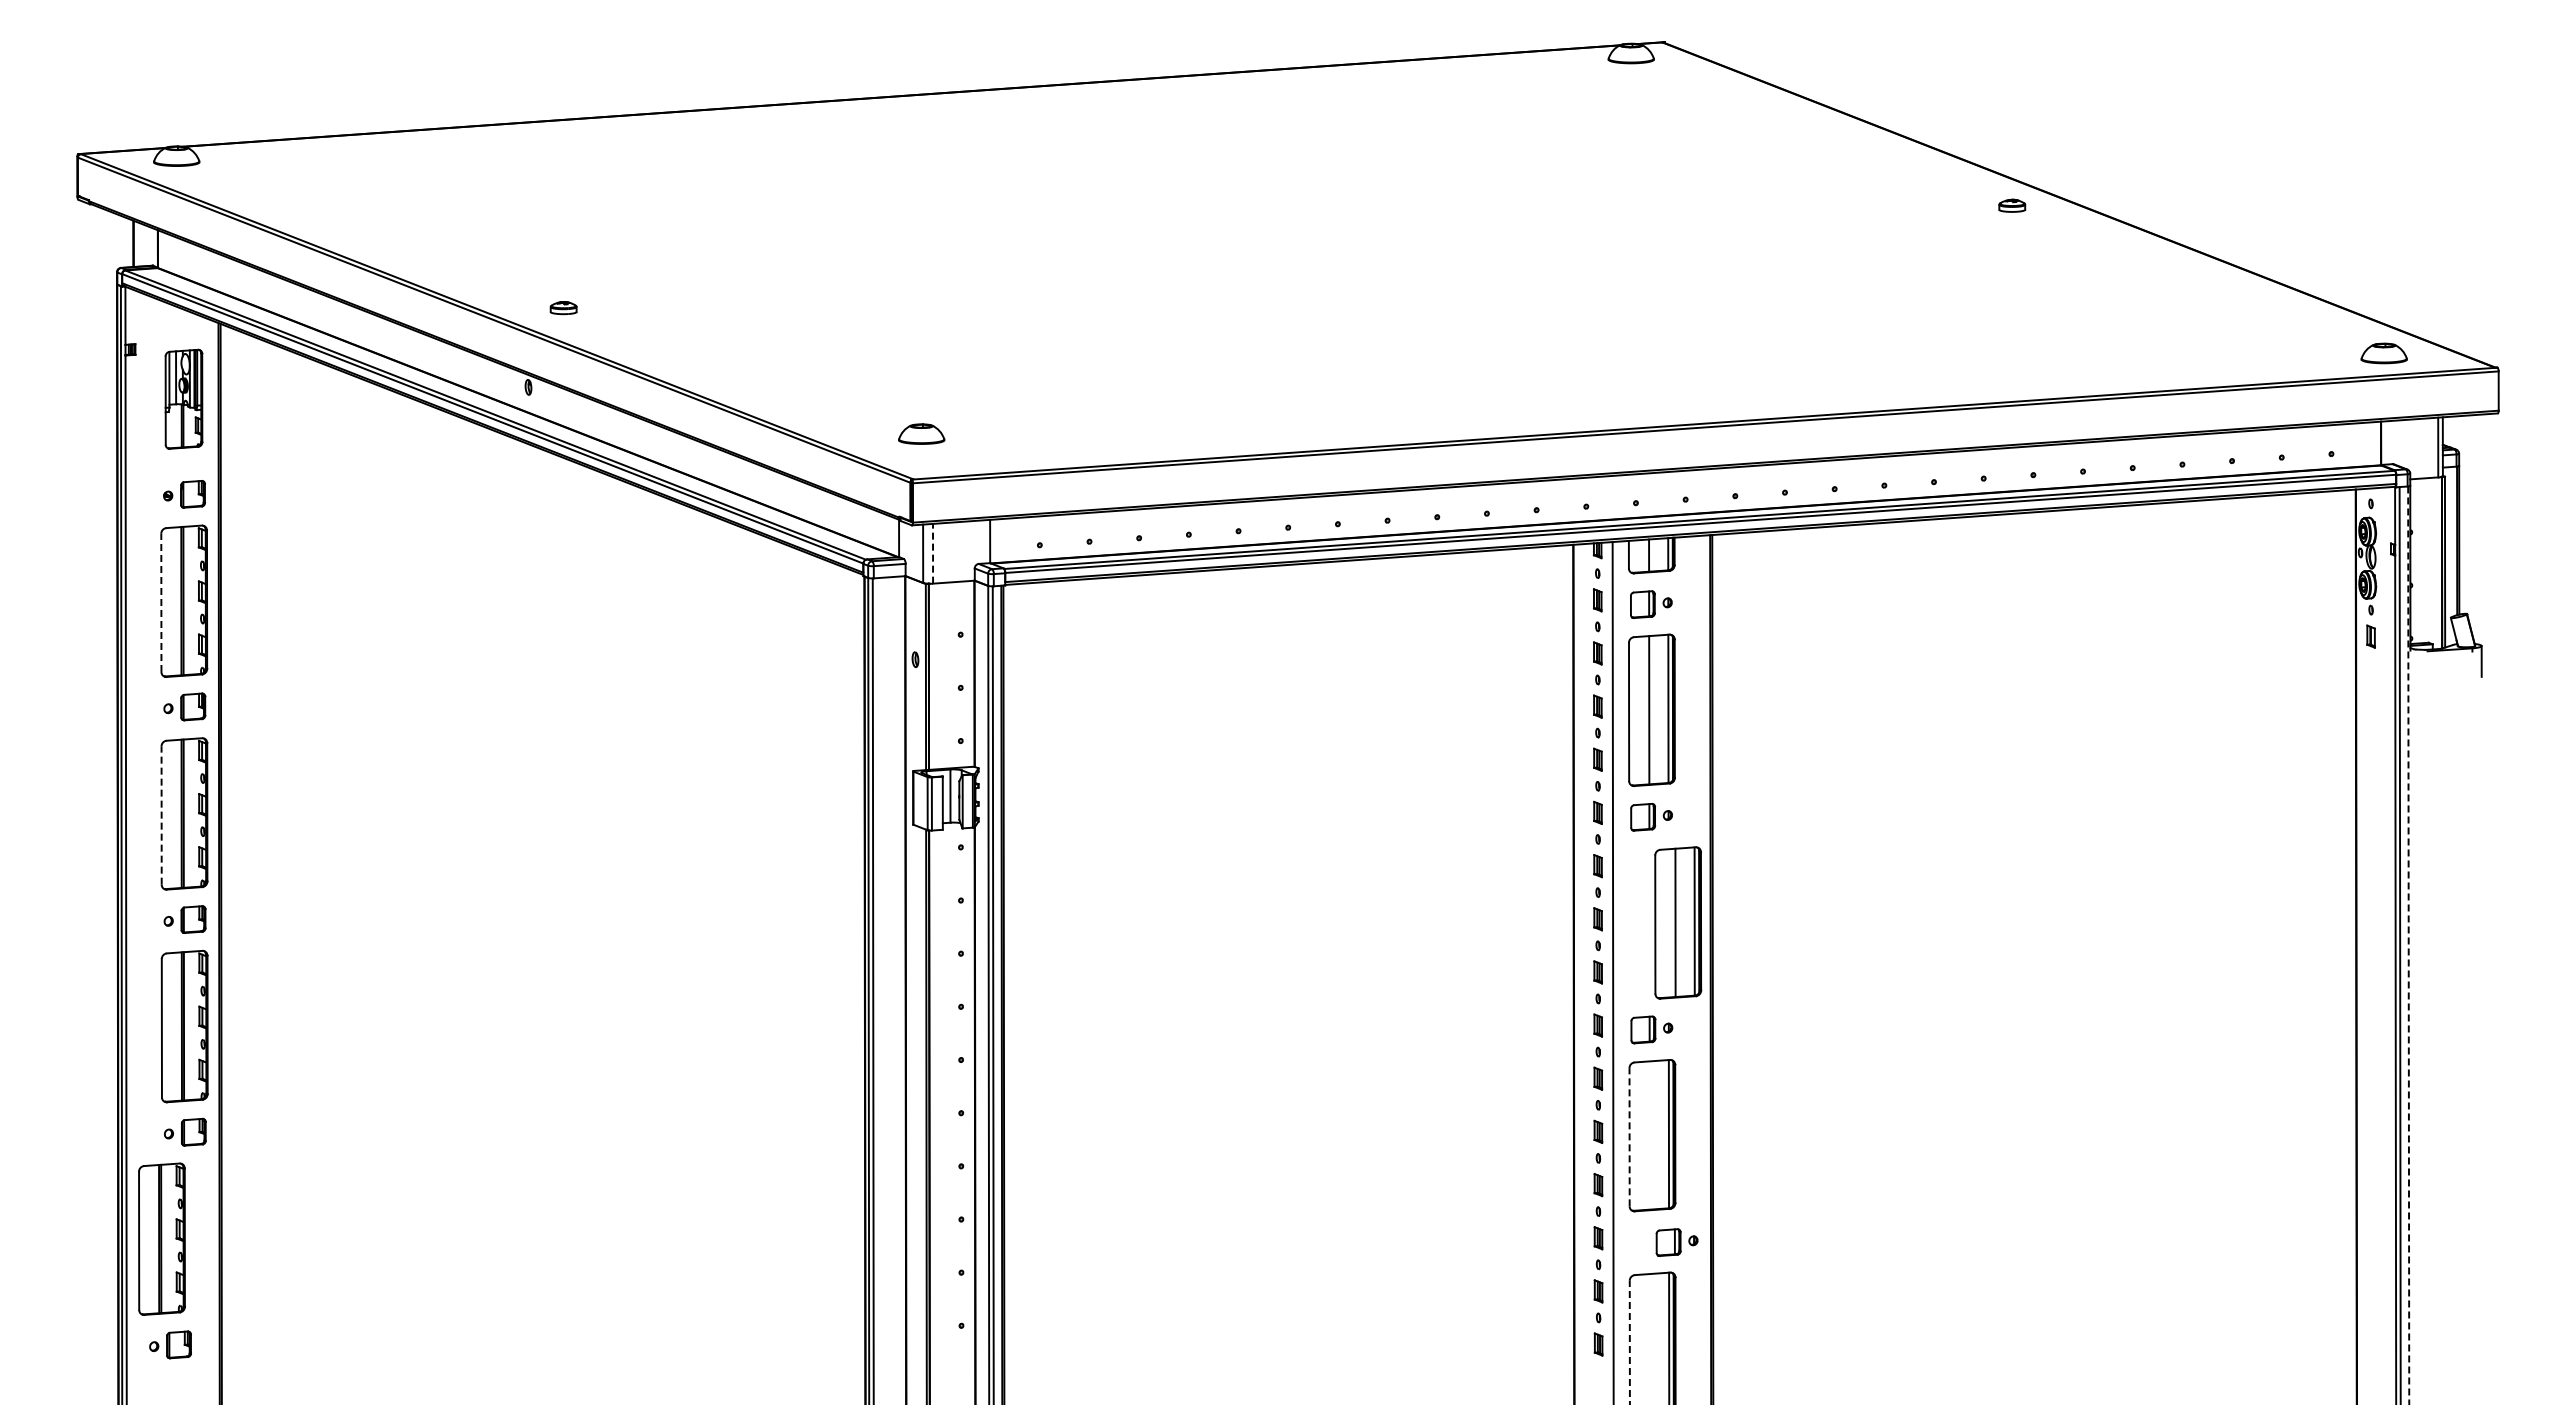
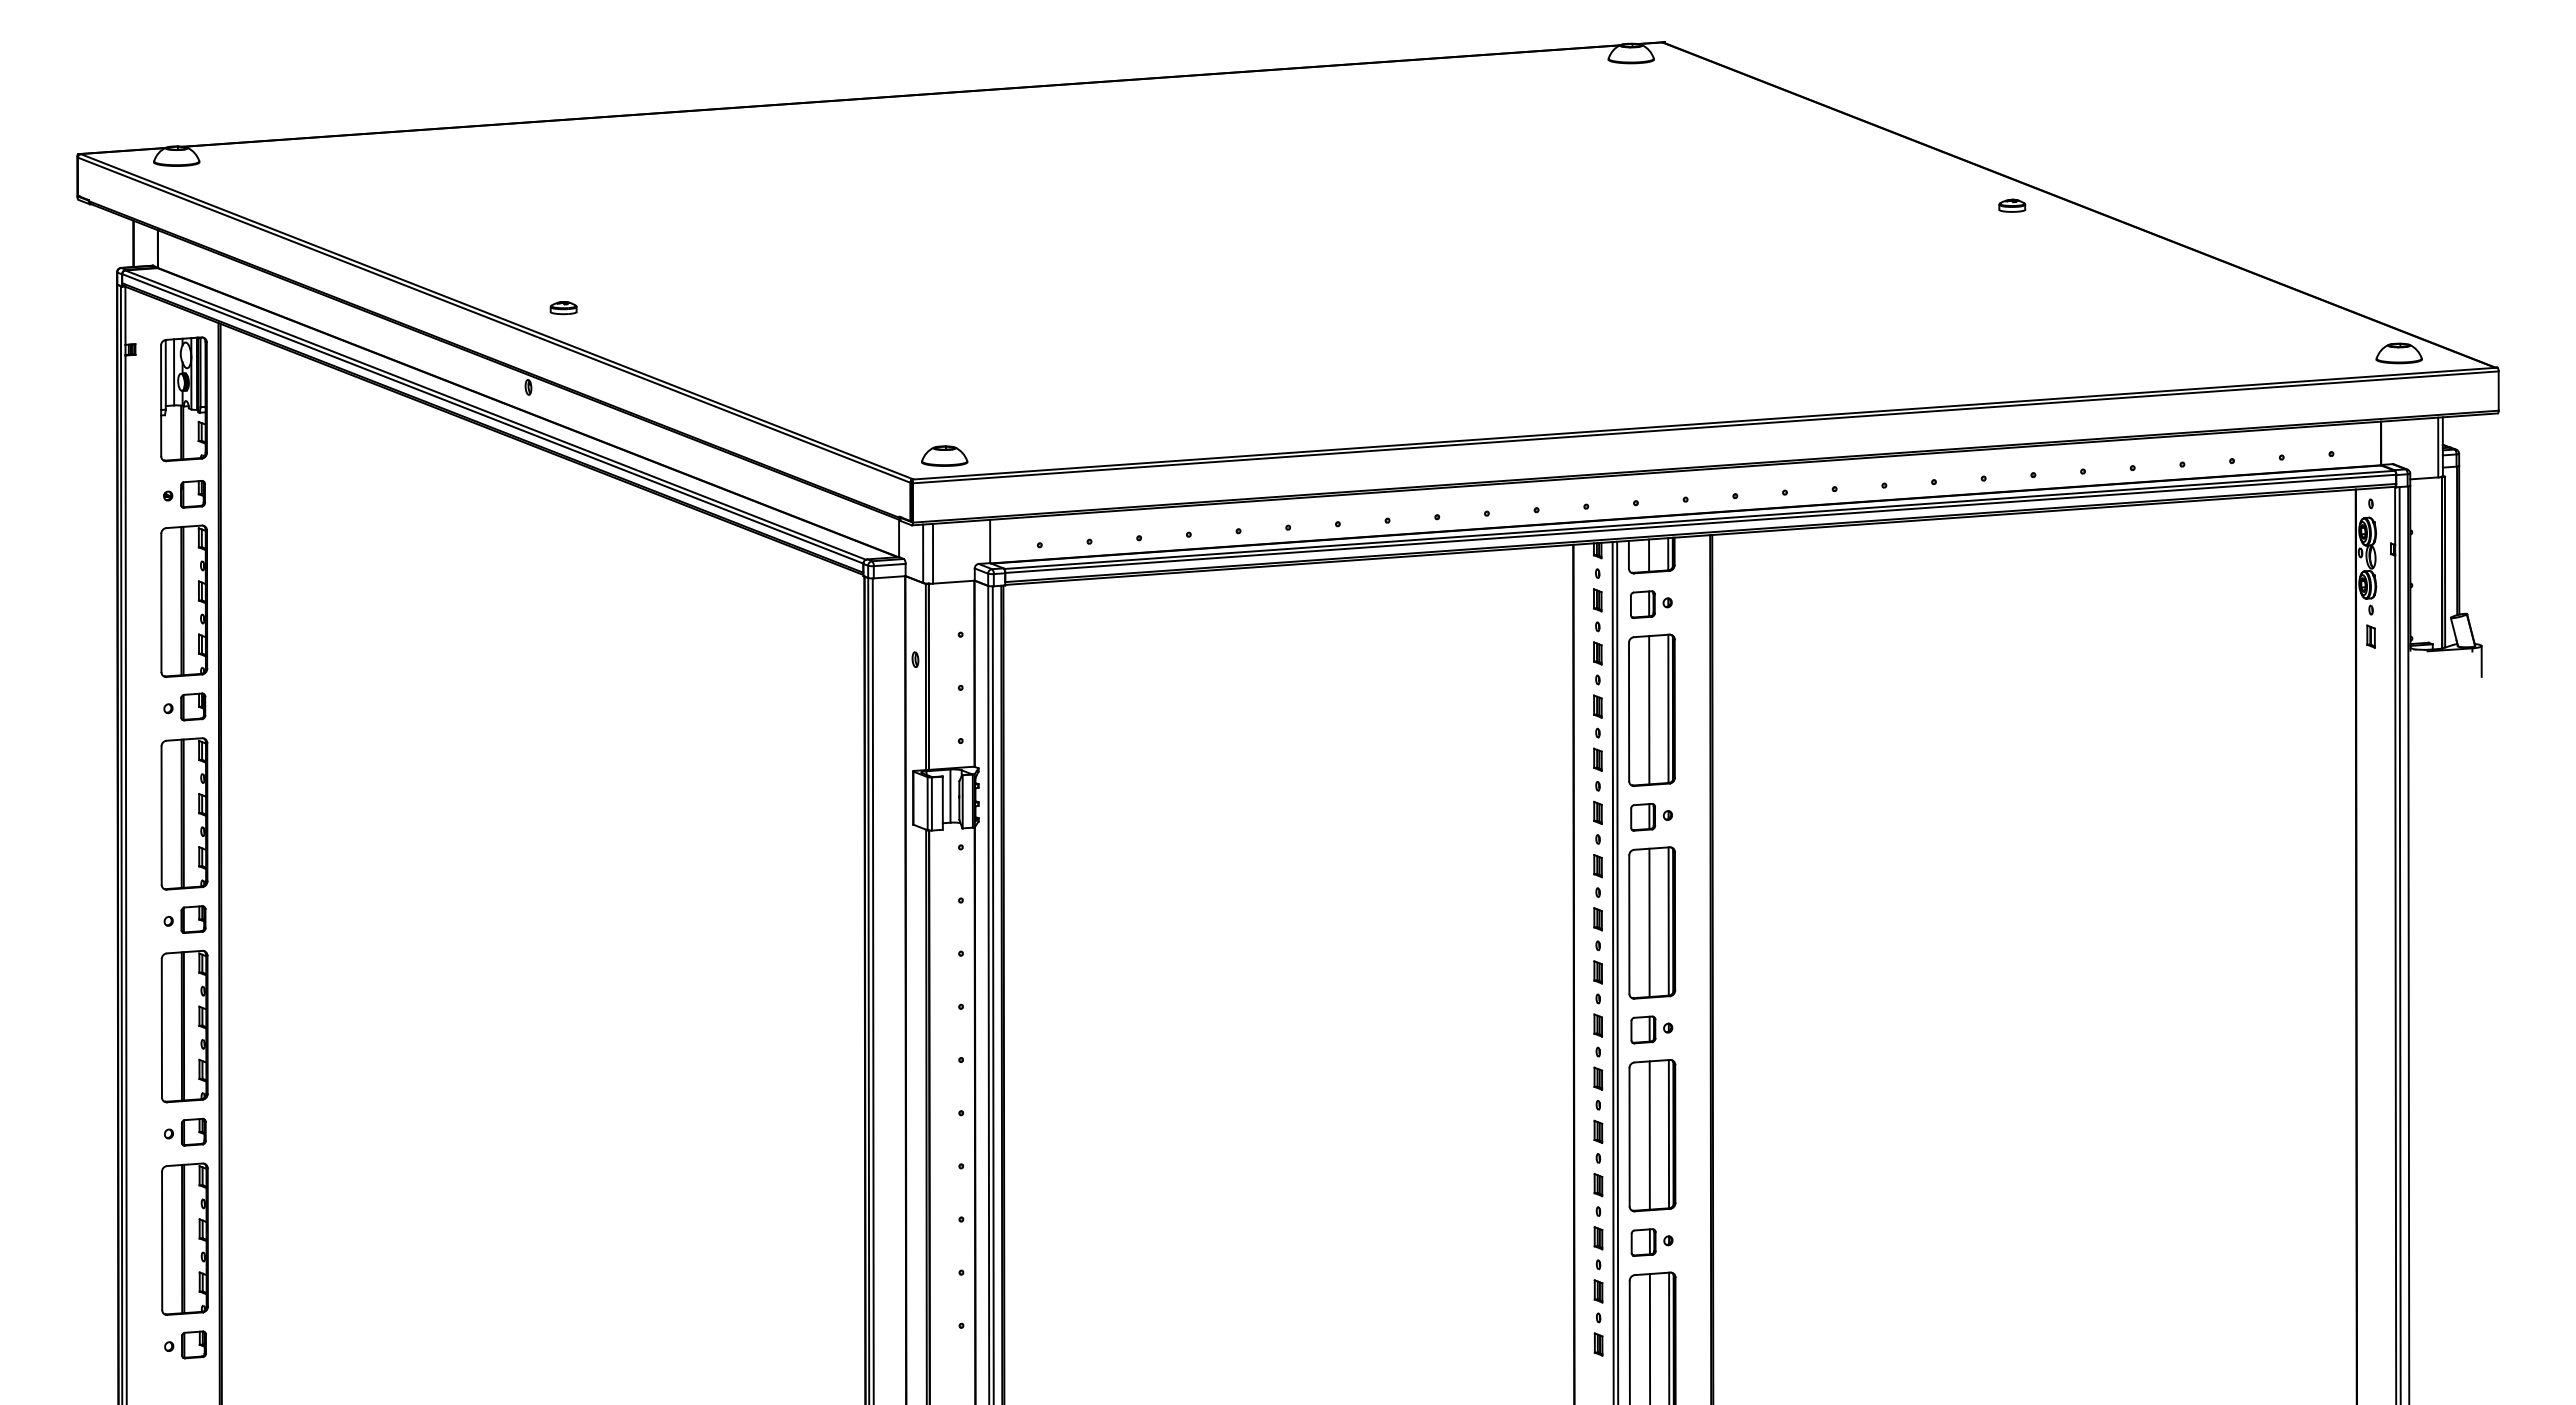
part position: (2383, 353) -> (2398, 353) (2398, 353)
part size: 40x102 px -> 48x127 px (183, 399)
part position: (921, 433) -> (944, 455) (944, 455)
line: dashed -> solid (933, 553)
line: dashed -> solid (161, 602)
line: dashed -> solid (161, 815)
part position: (1678, 922) -> (1652, 922) (1652, 922)
line: dashed -> solid (2408, 945)
line: none -> present (1617, 971)
line: none -> present (1649, 1135)
line: dashed -> solid (1629, 1136)
part position: (161, 1238) -> (184, 1238) (184, 1238)
part position: (1676, 1242) -> (1651, 1242) (1651, 1242)
line: none -> present (1649, 1337)
line: dashed -> solid (1629, 1342)
part position: (170, 1344) -> (185, 1344) (185, 1344)
